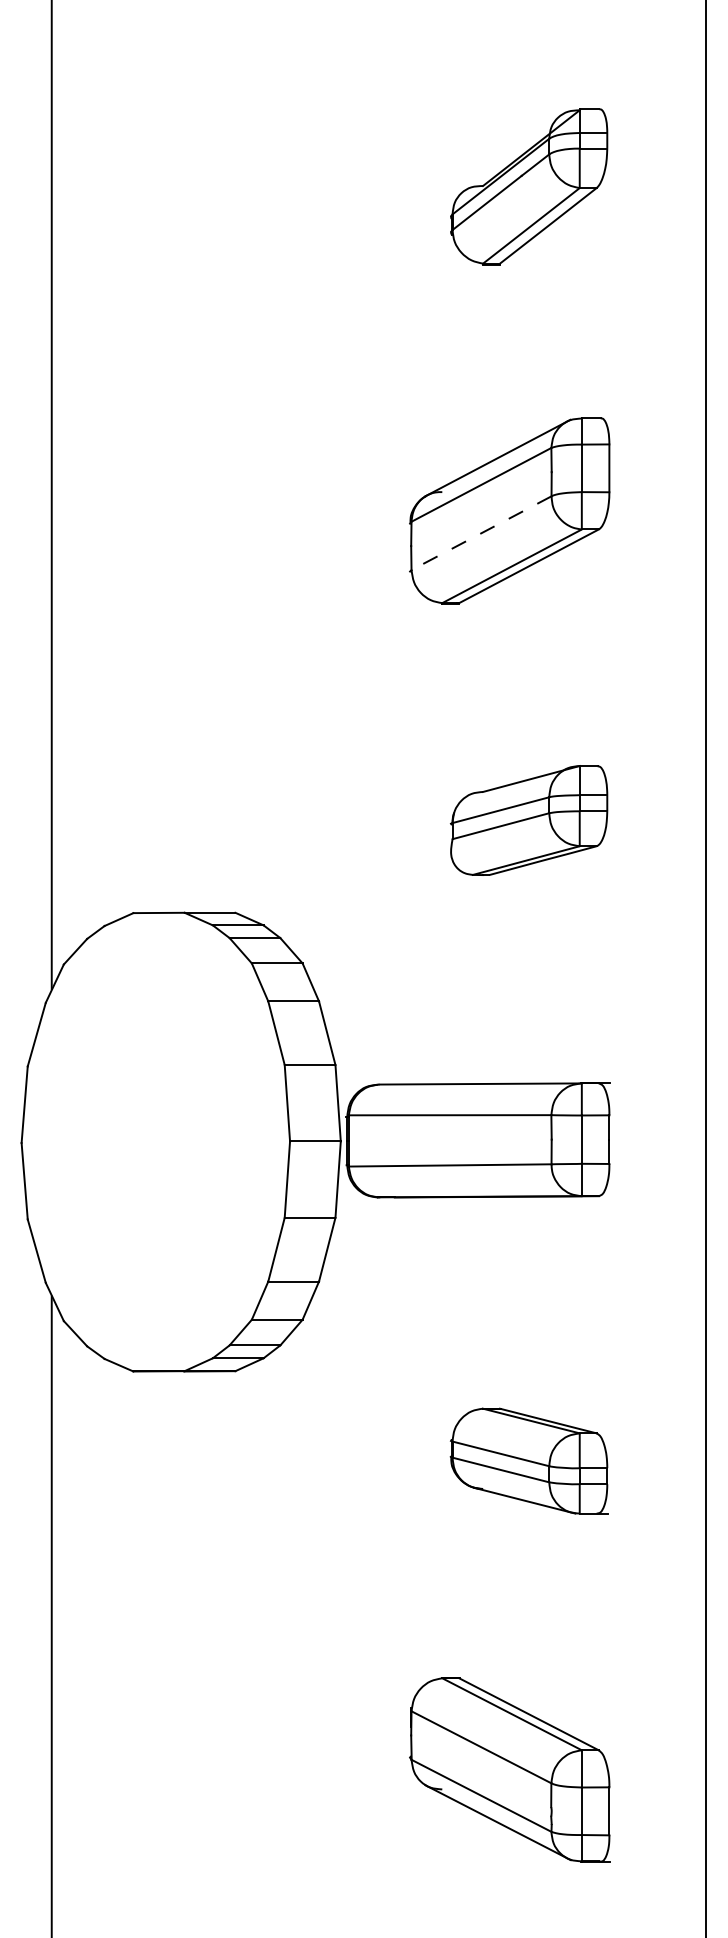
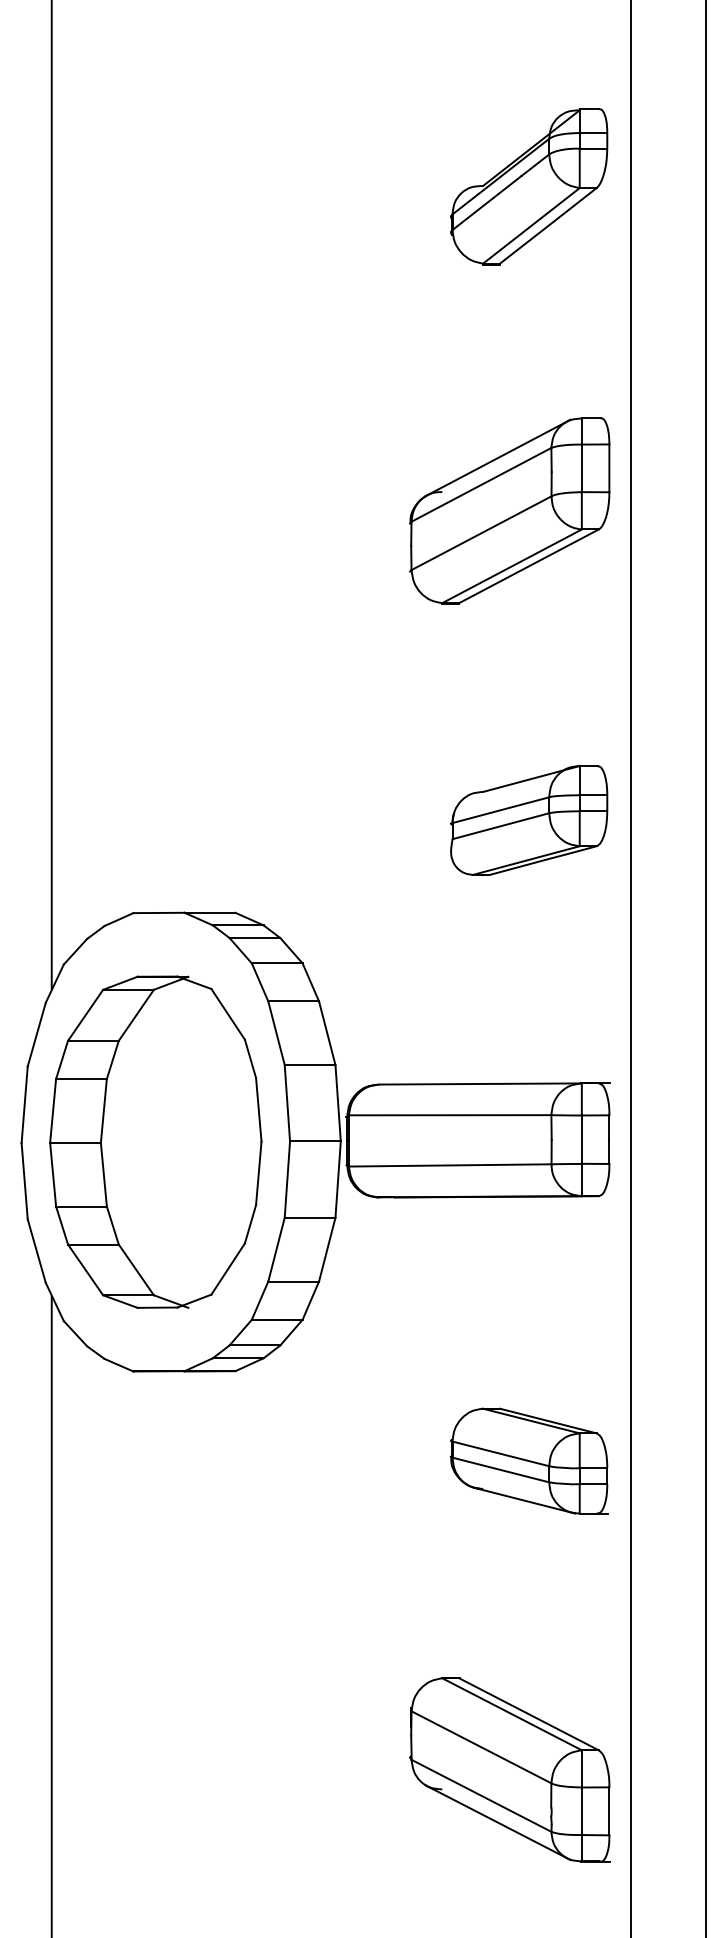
line: dashed -> solid (481, 533)
line: none -> present (631, 968)
part: none -> present (155, 1141)
